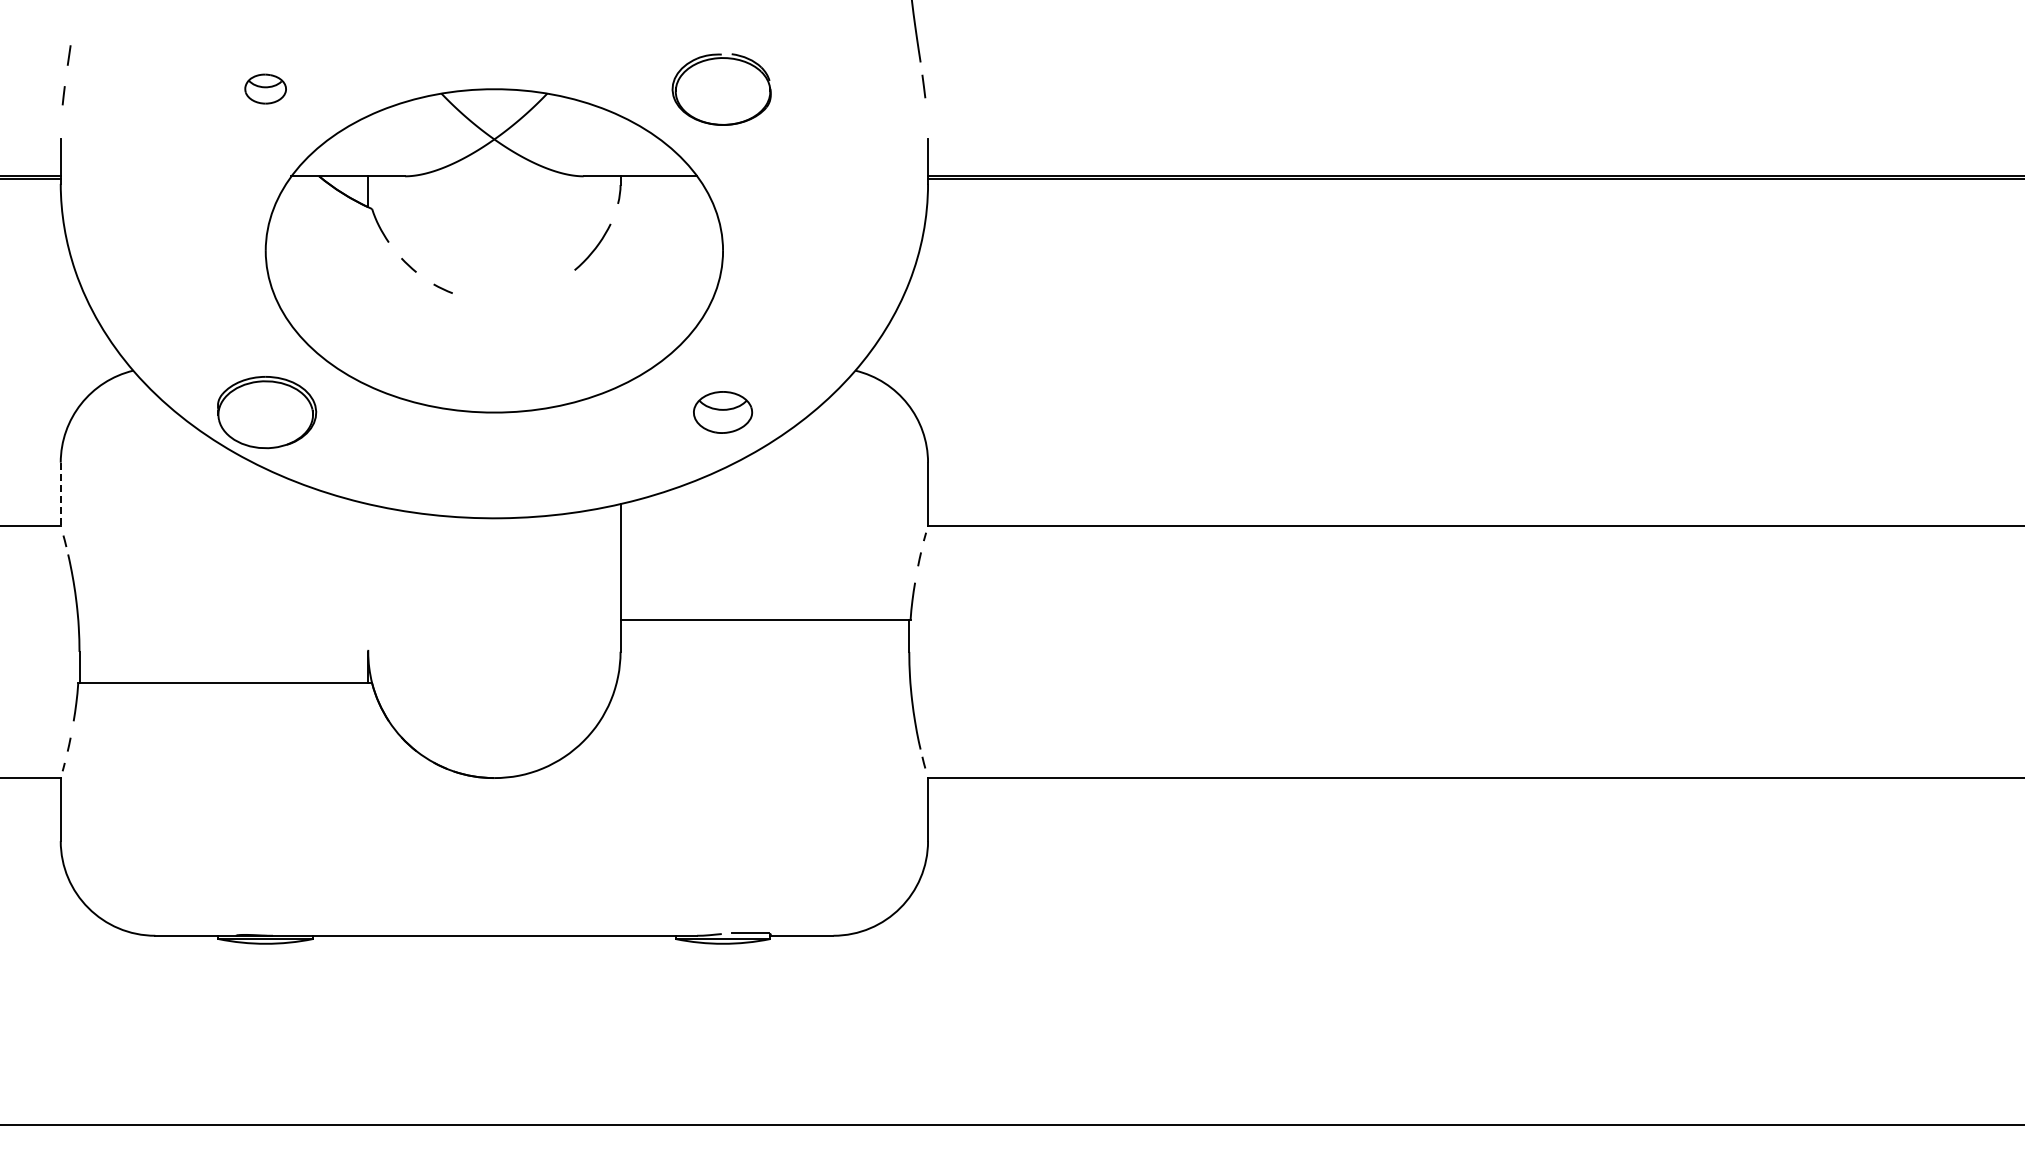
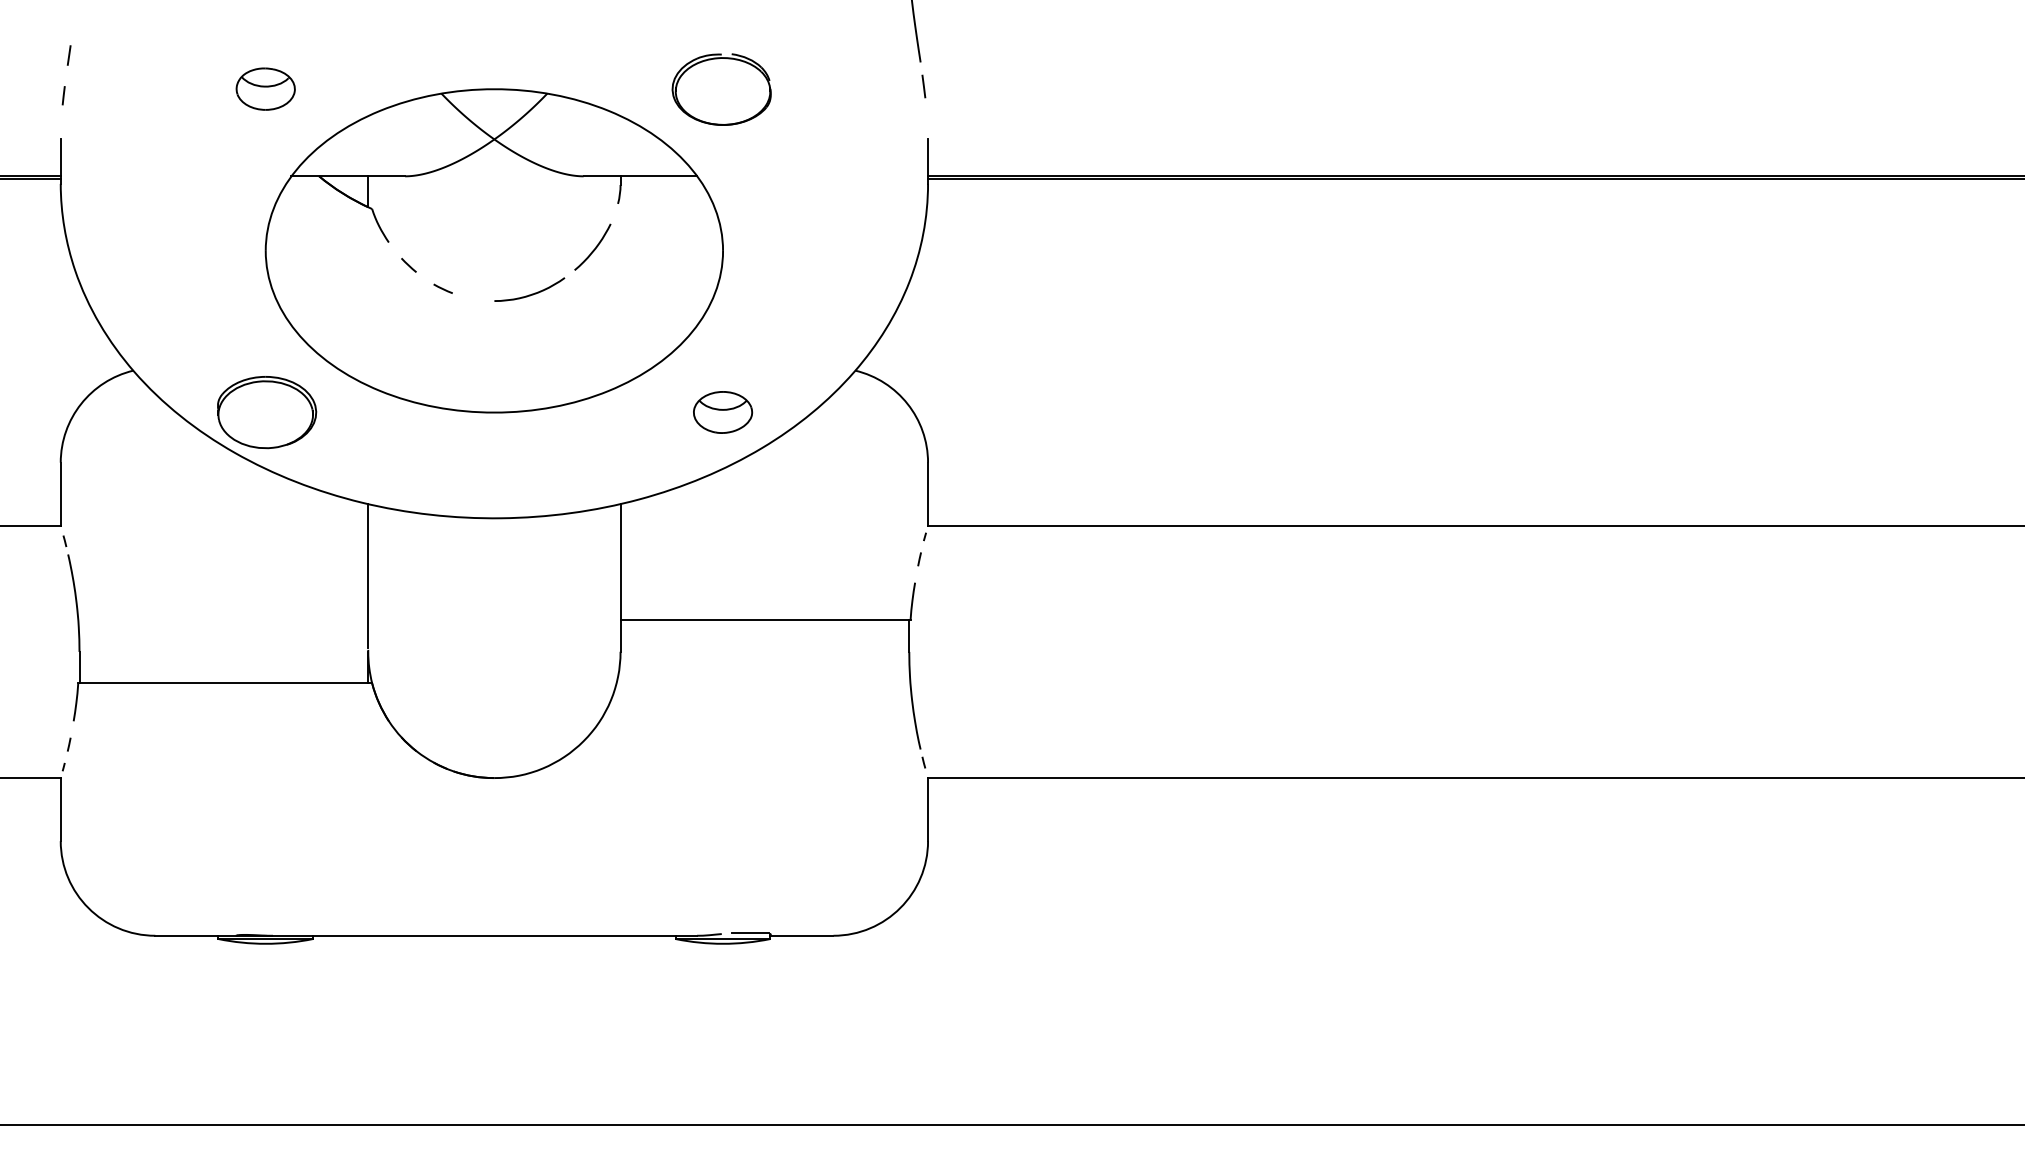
part size: 43x32 px -> 61x44 px (265, 88)
curve: none -> present (531, 293)
line: dashed -> solid (60, 494)
line: none -> present (368, 575)
